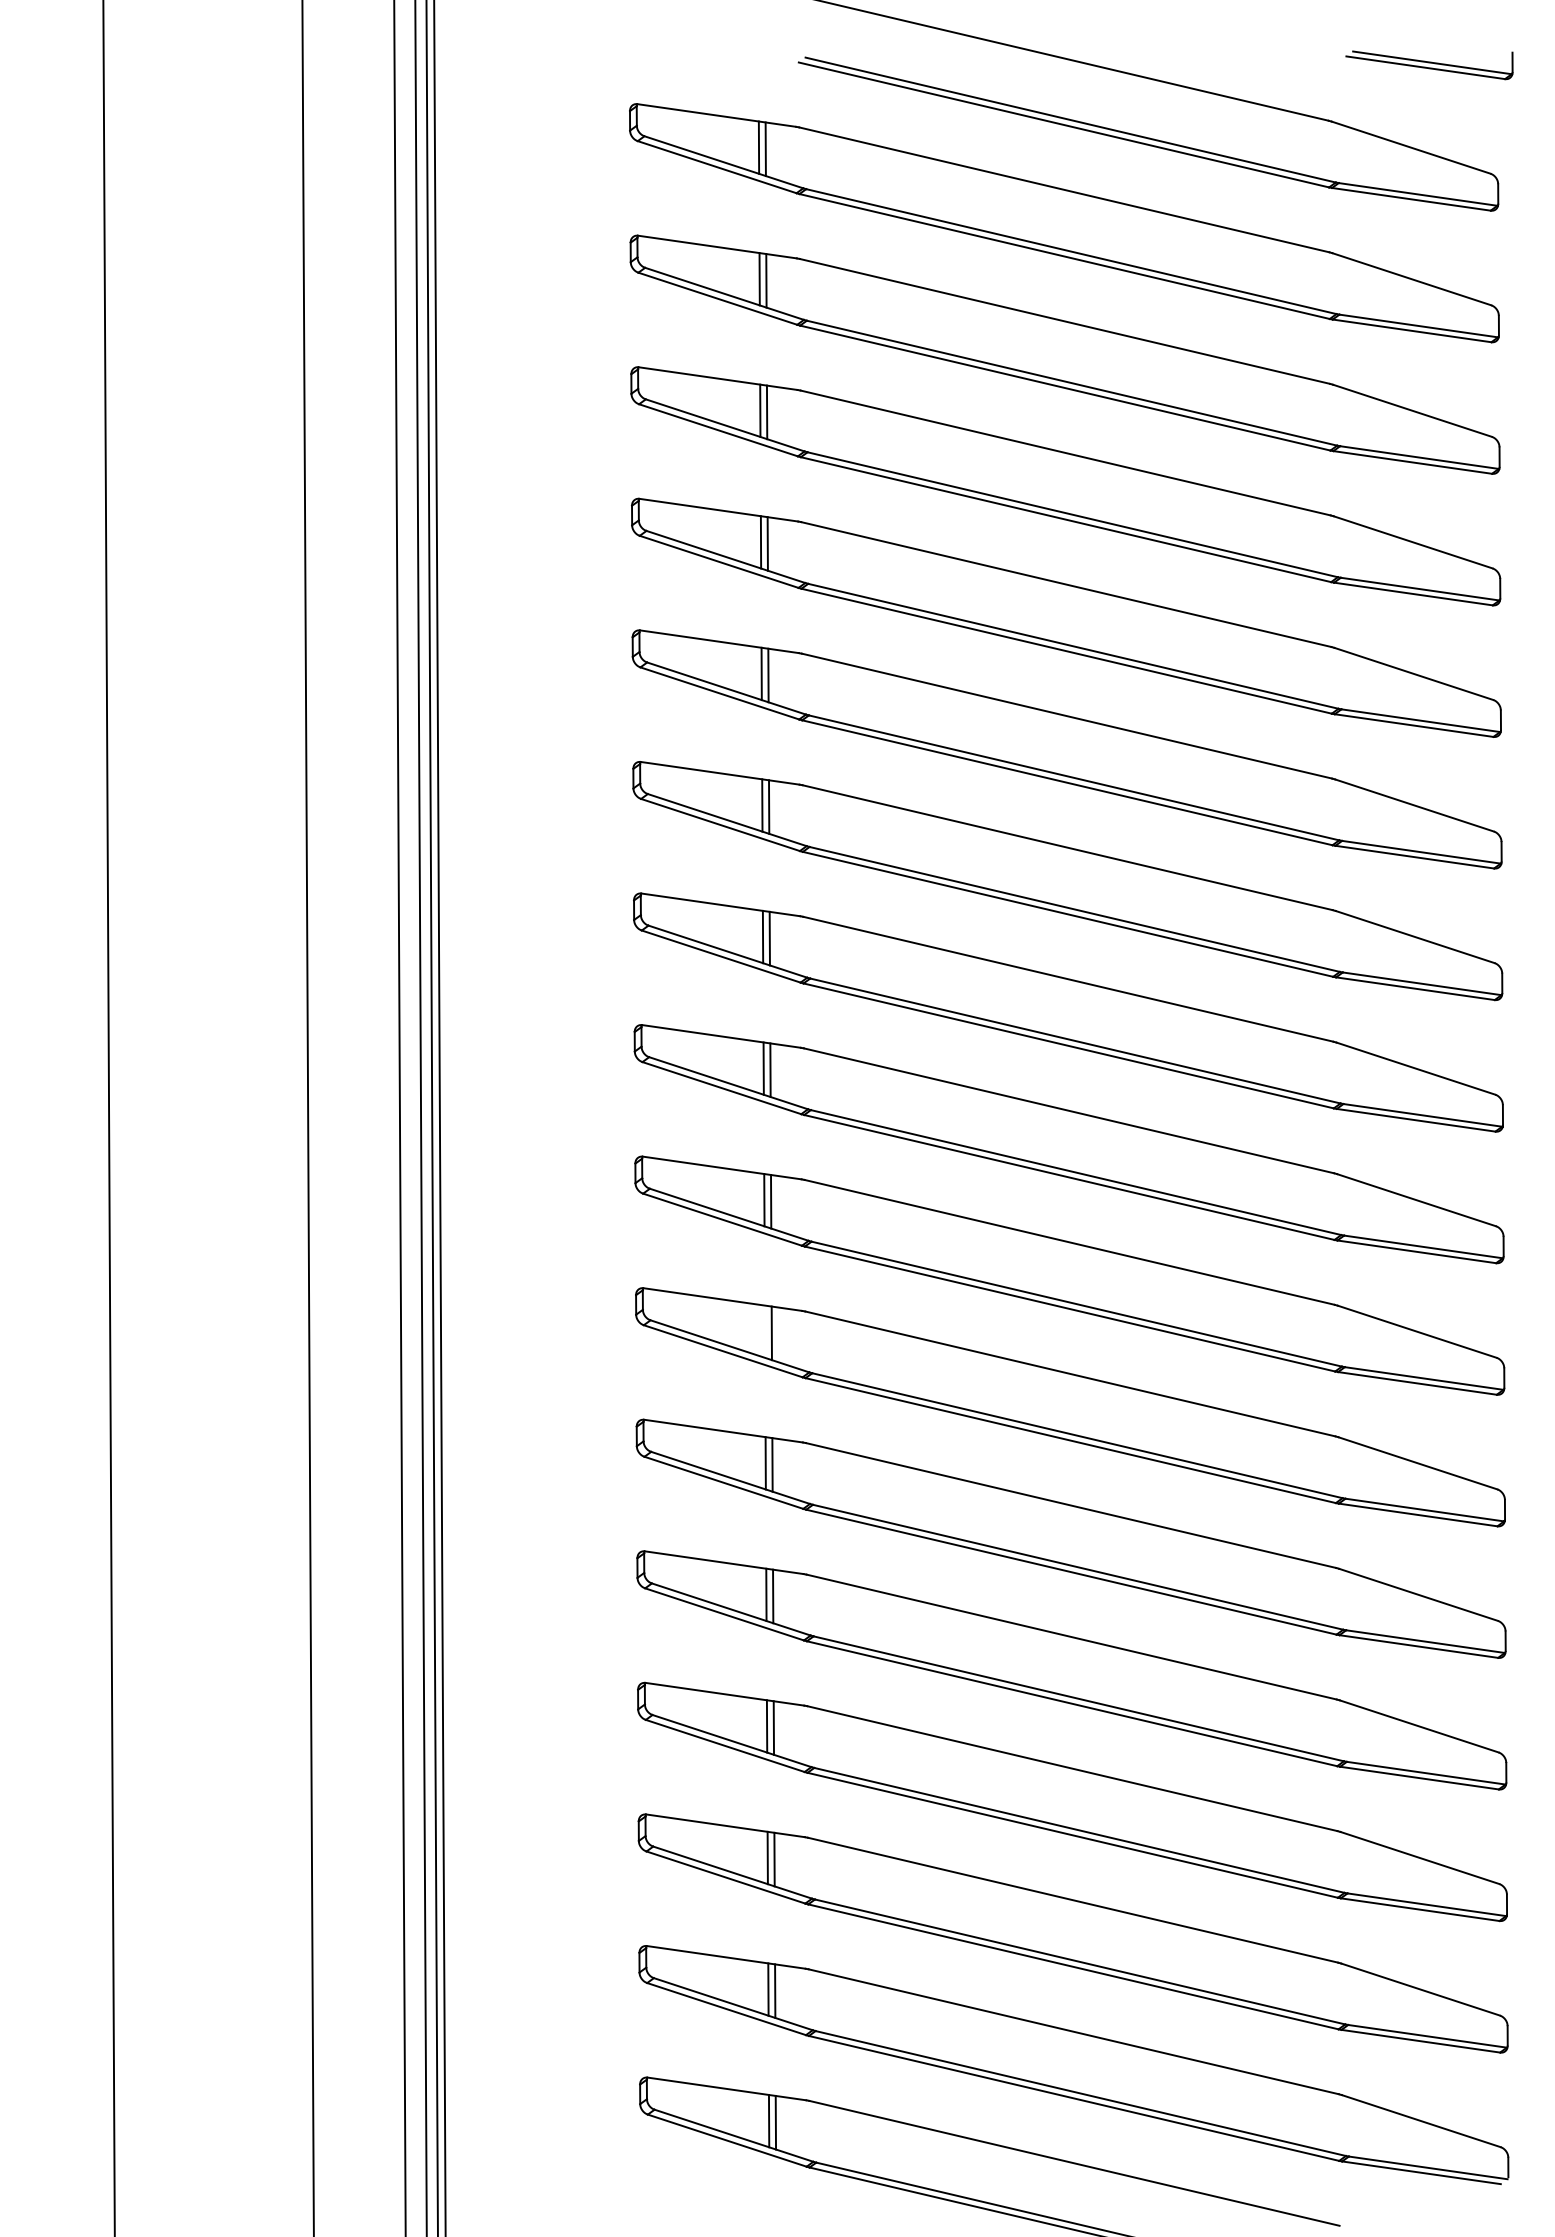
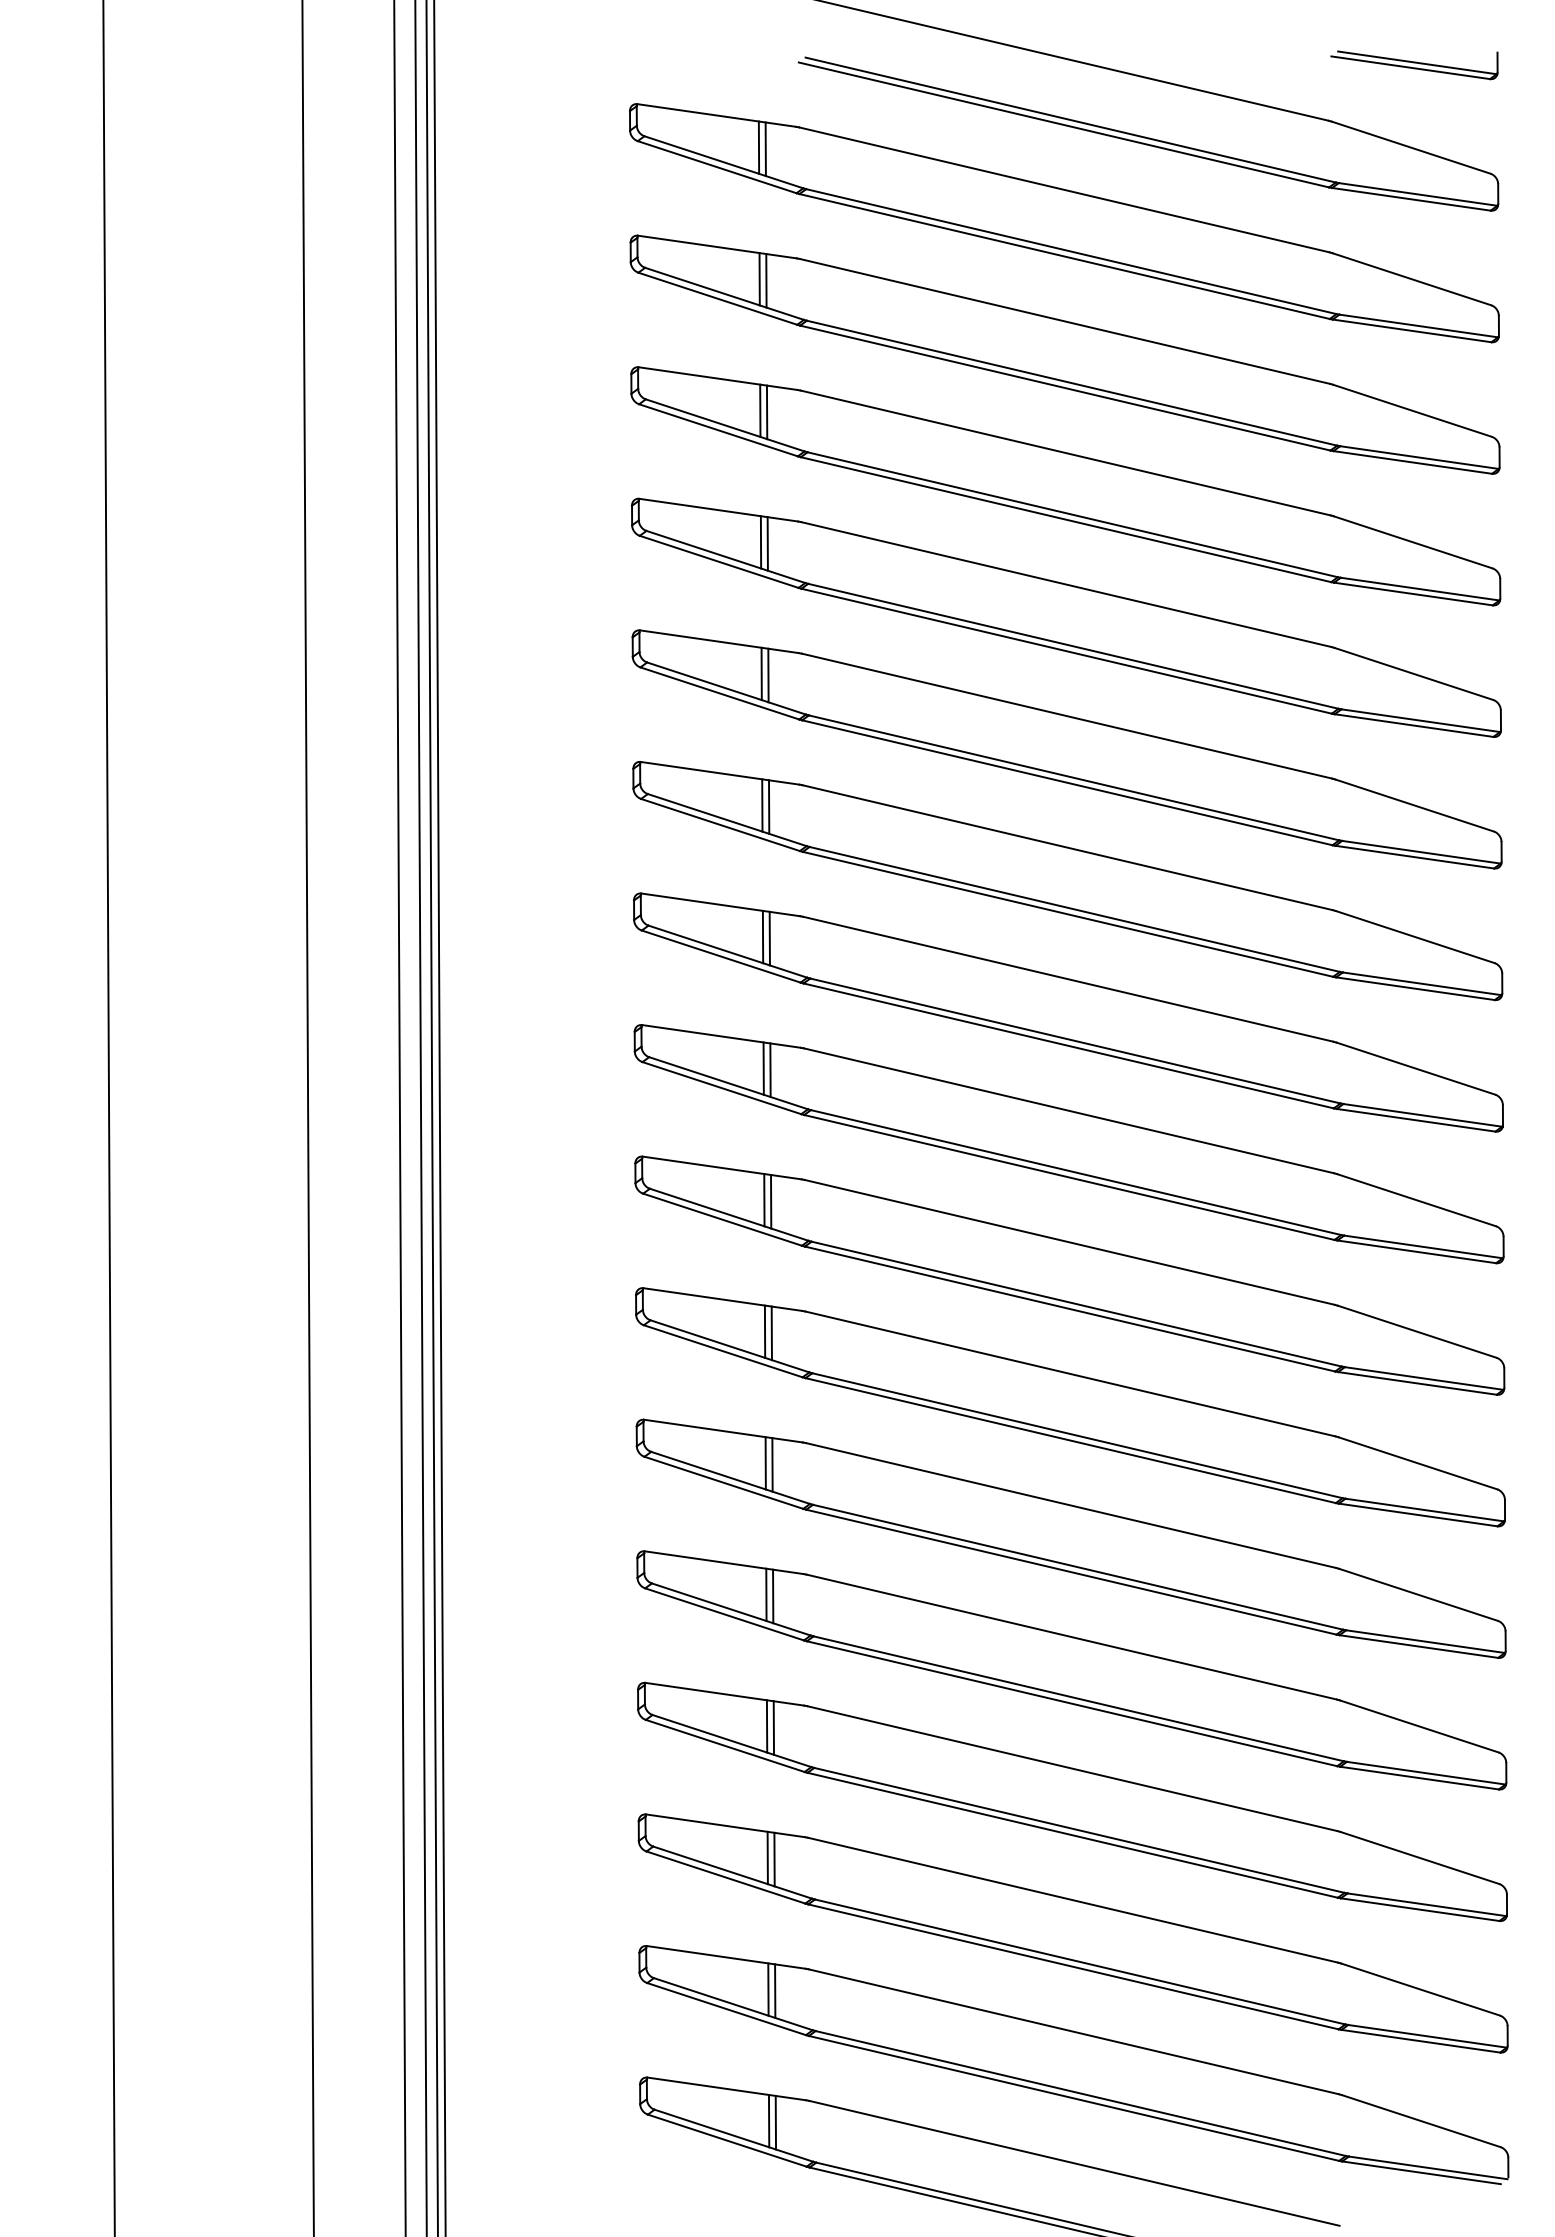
part position: (1429, 65) -> (1414, 65) (1414, 65)
line: none -> present (764, 1331)
